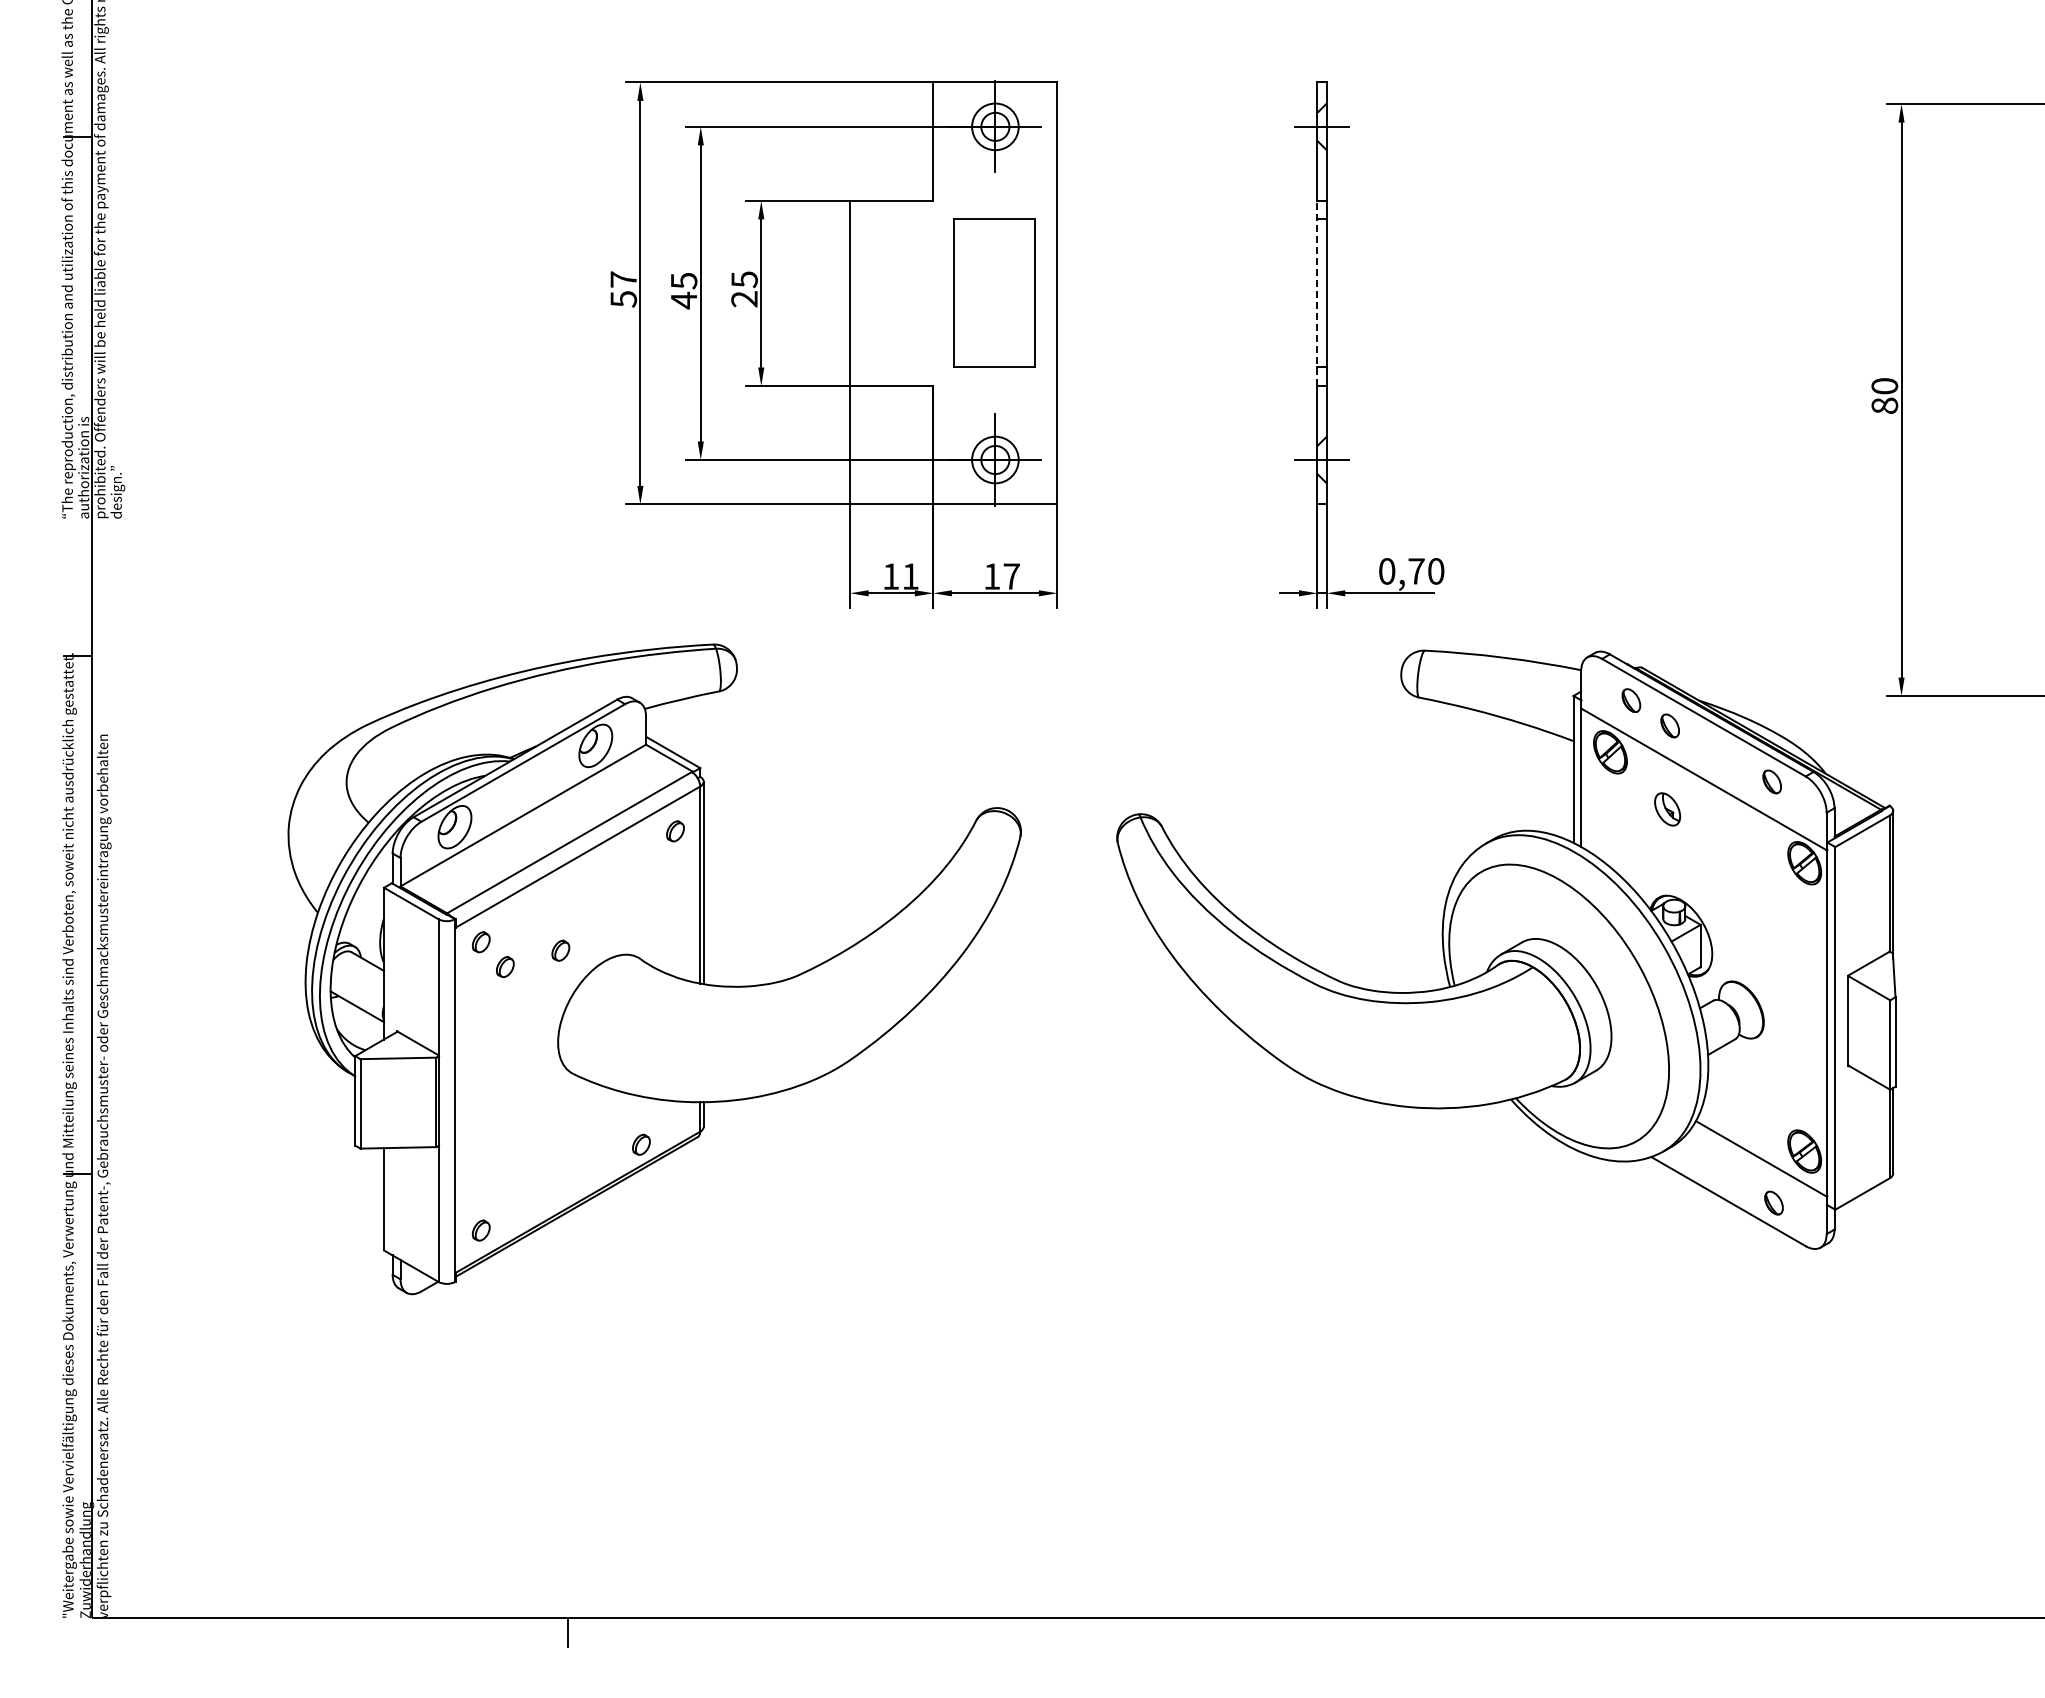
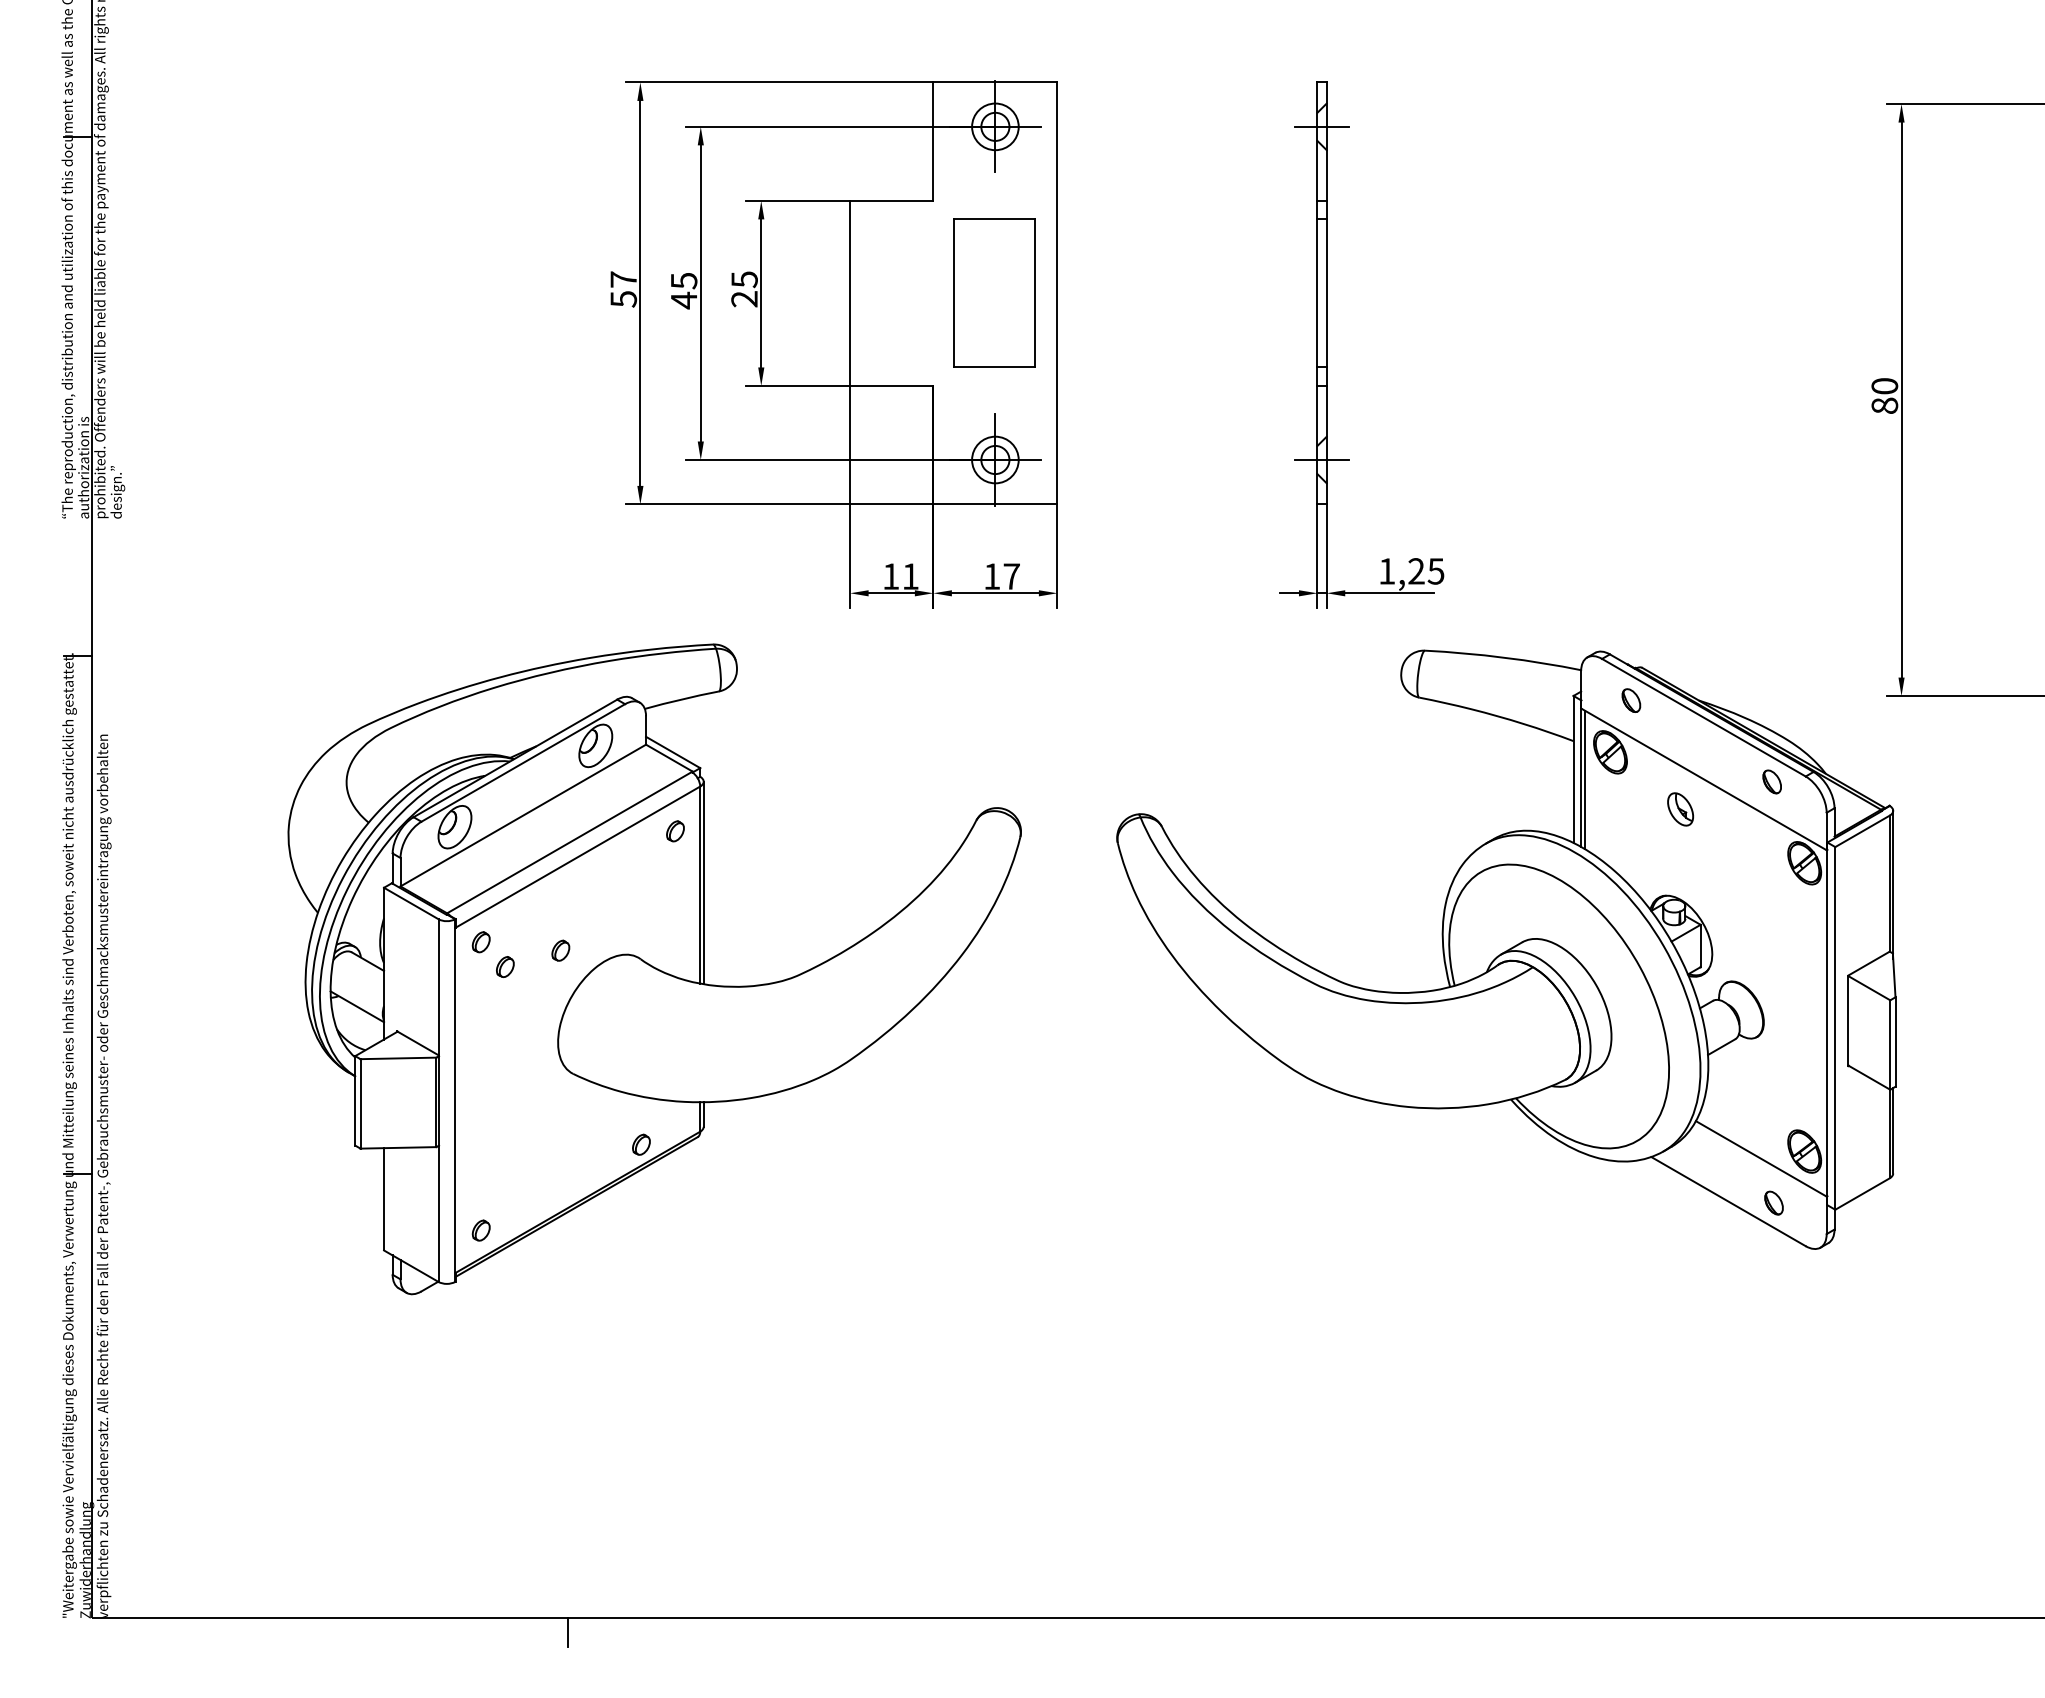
line: dashed -> solid (1317, 293)
text: 0,70 -> 1,25 (1411, 571)
part: present -> none (1669, 725)
line: none -> present (1585, 779)
part position: (1667, 809) -> (1680, 809) (1680, 809)
